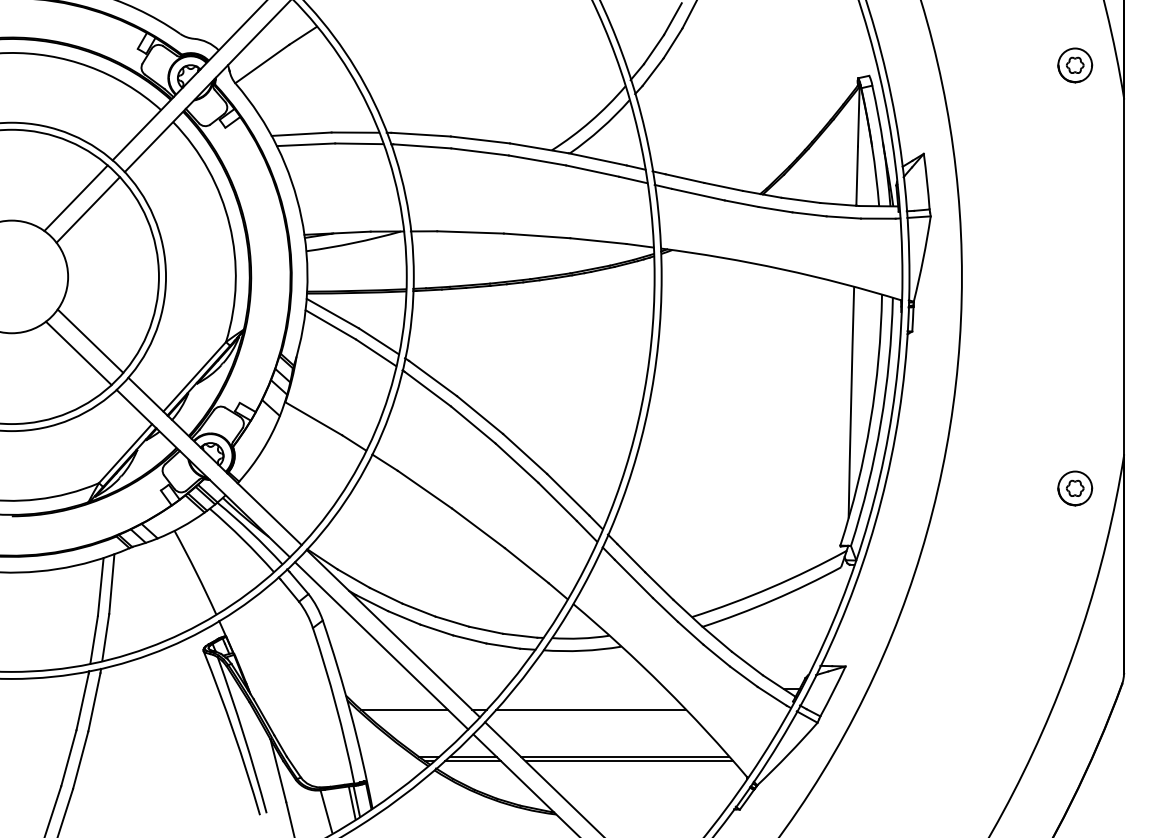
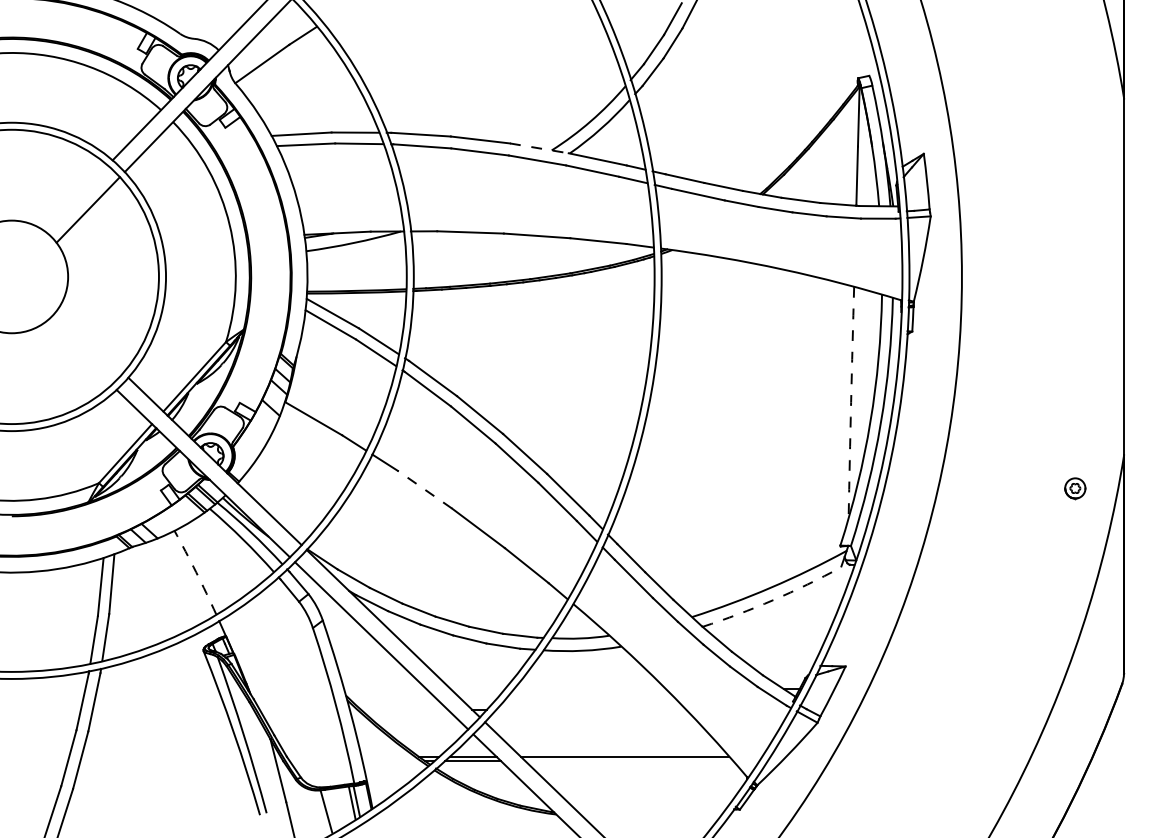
part: present -> none (1075, 65)
line: solid -> dashed (539, 148)
line: present -> none (75, 198)
line: present -> none (90, 340)
line: present -> none (78, 353)
arc: solid -> dashed (851, 402)
part size: 37x37 px -> 23x24 px (1075, 488)
line: solid -> dashed (424, 489)
arc: solid -> dashed (196, 572)
arc: solid -> dashed (773, 600)
line: present -> none (404, 709)
line: present -> none (591, 709)
line: present -> none (629, 761)
